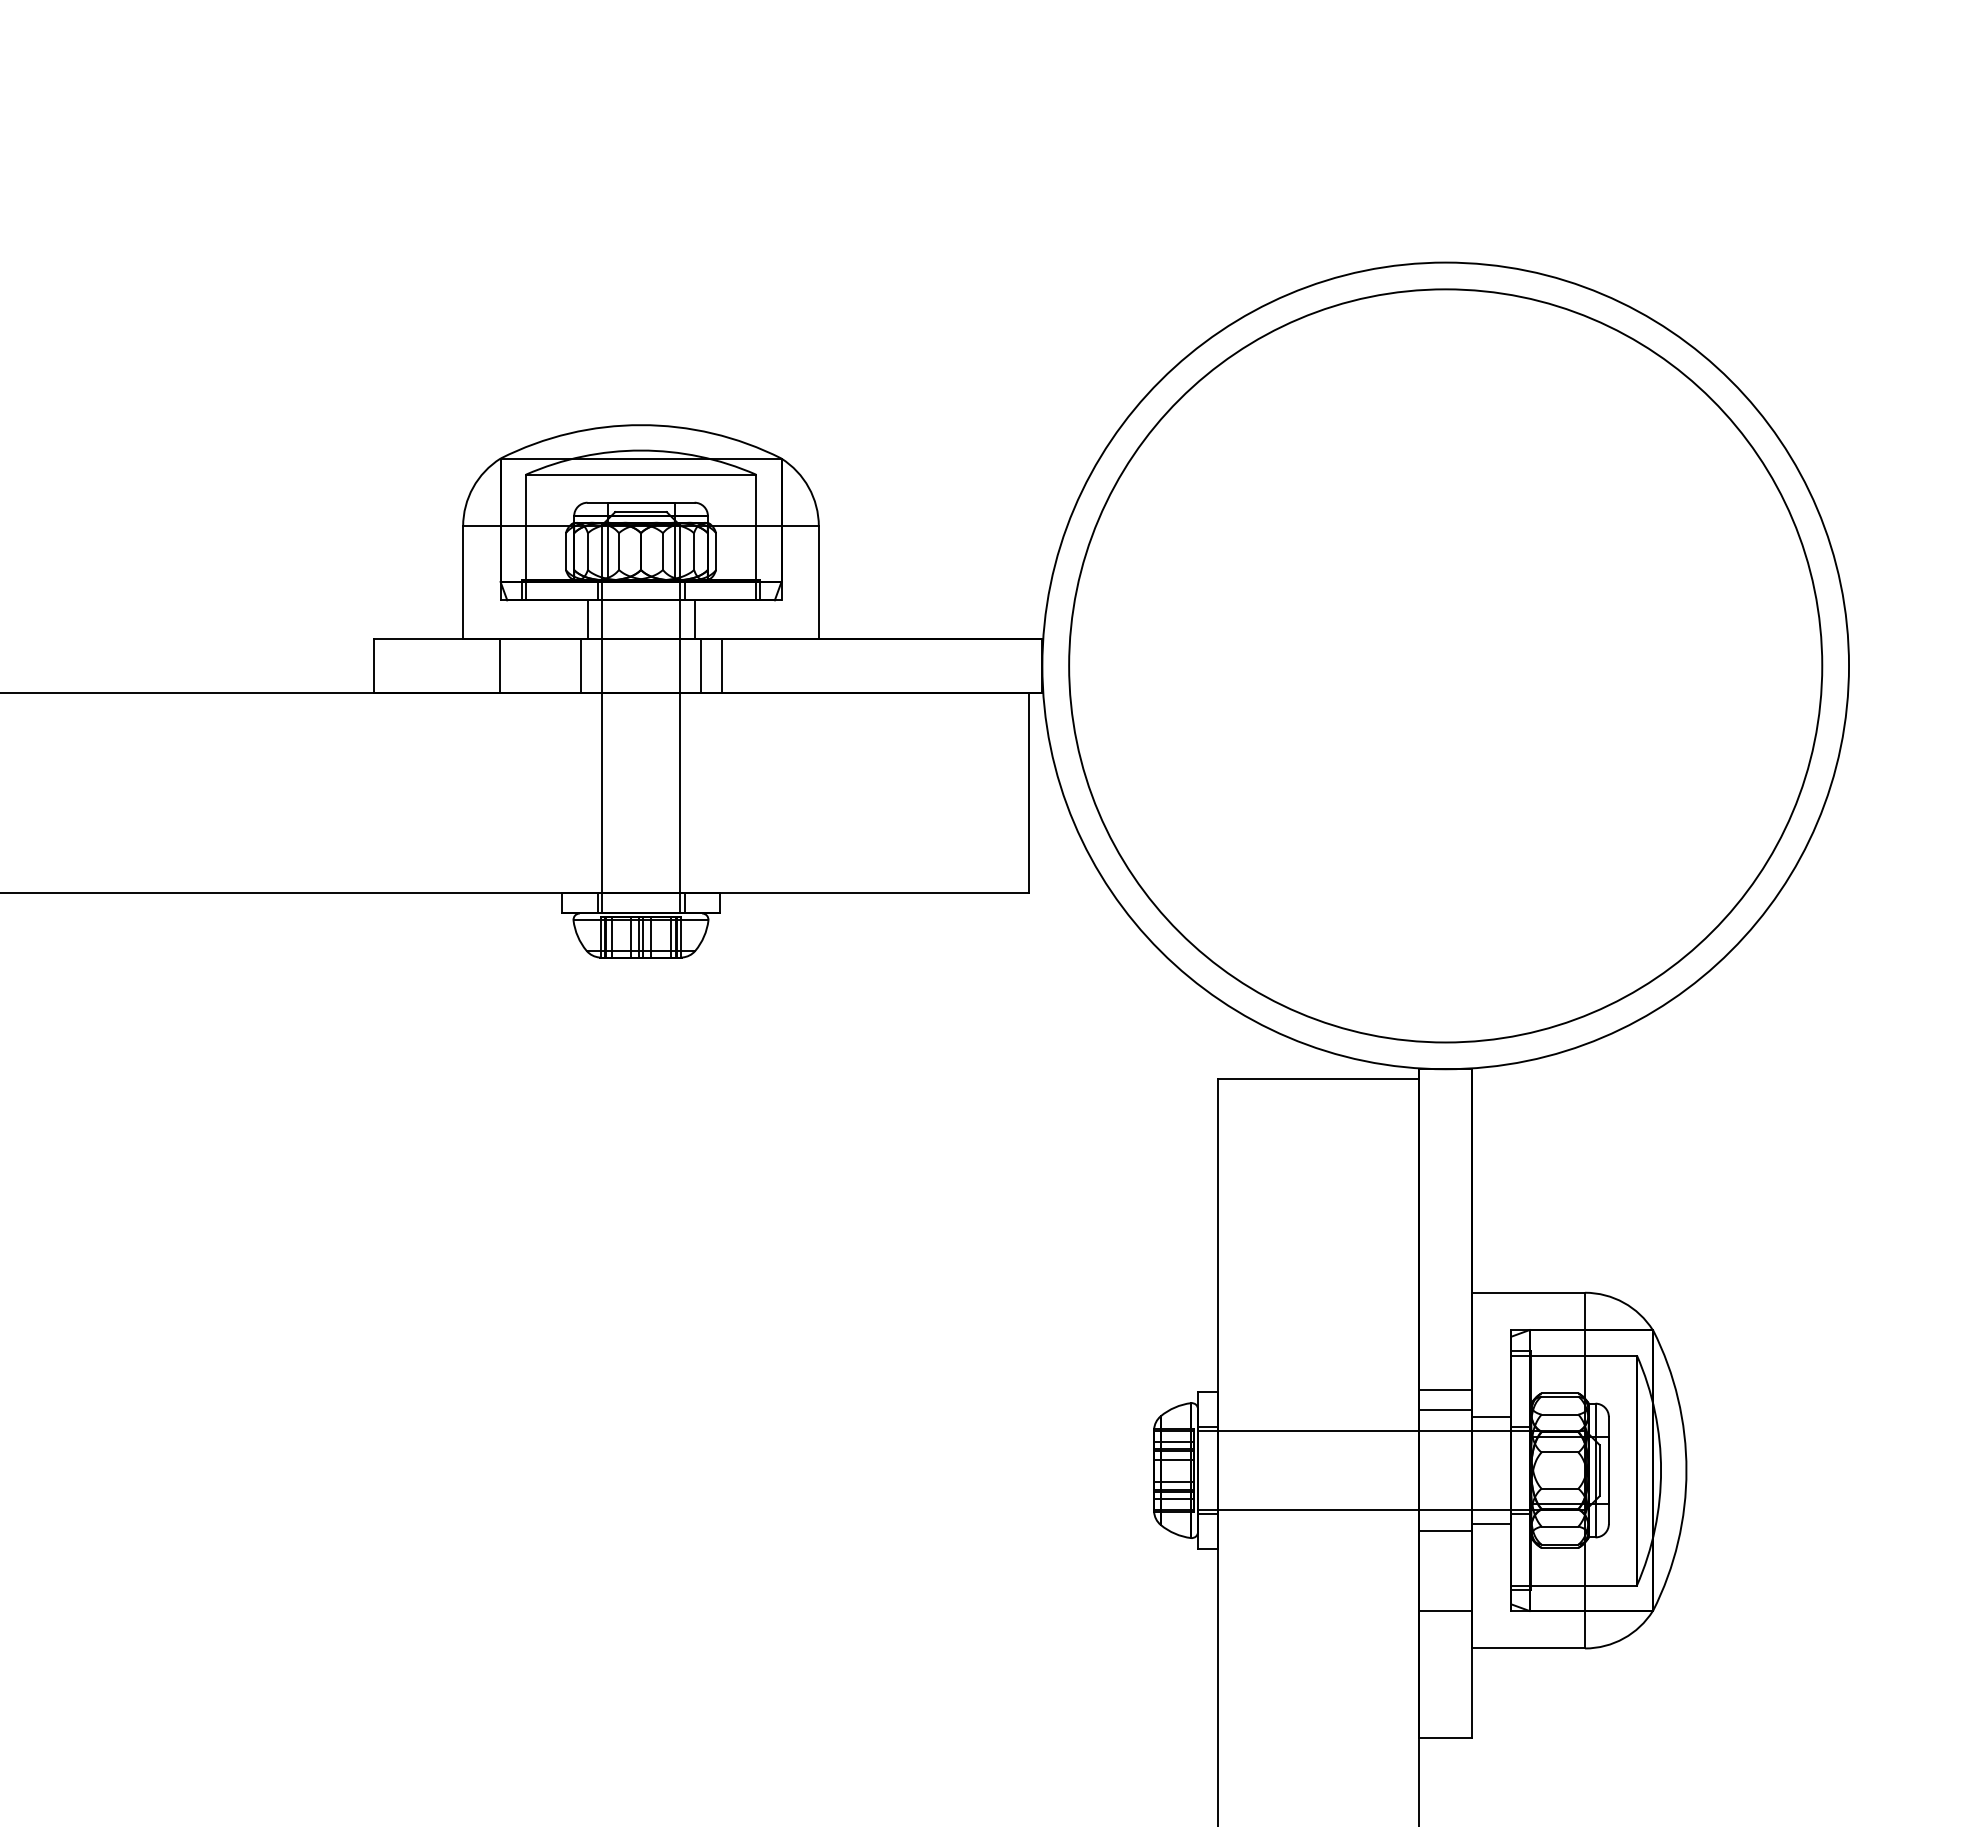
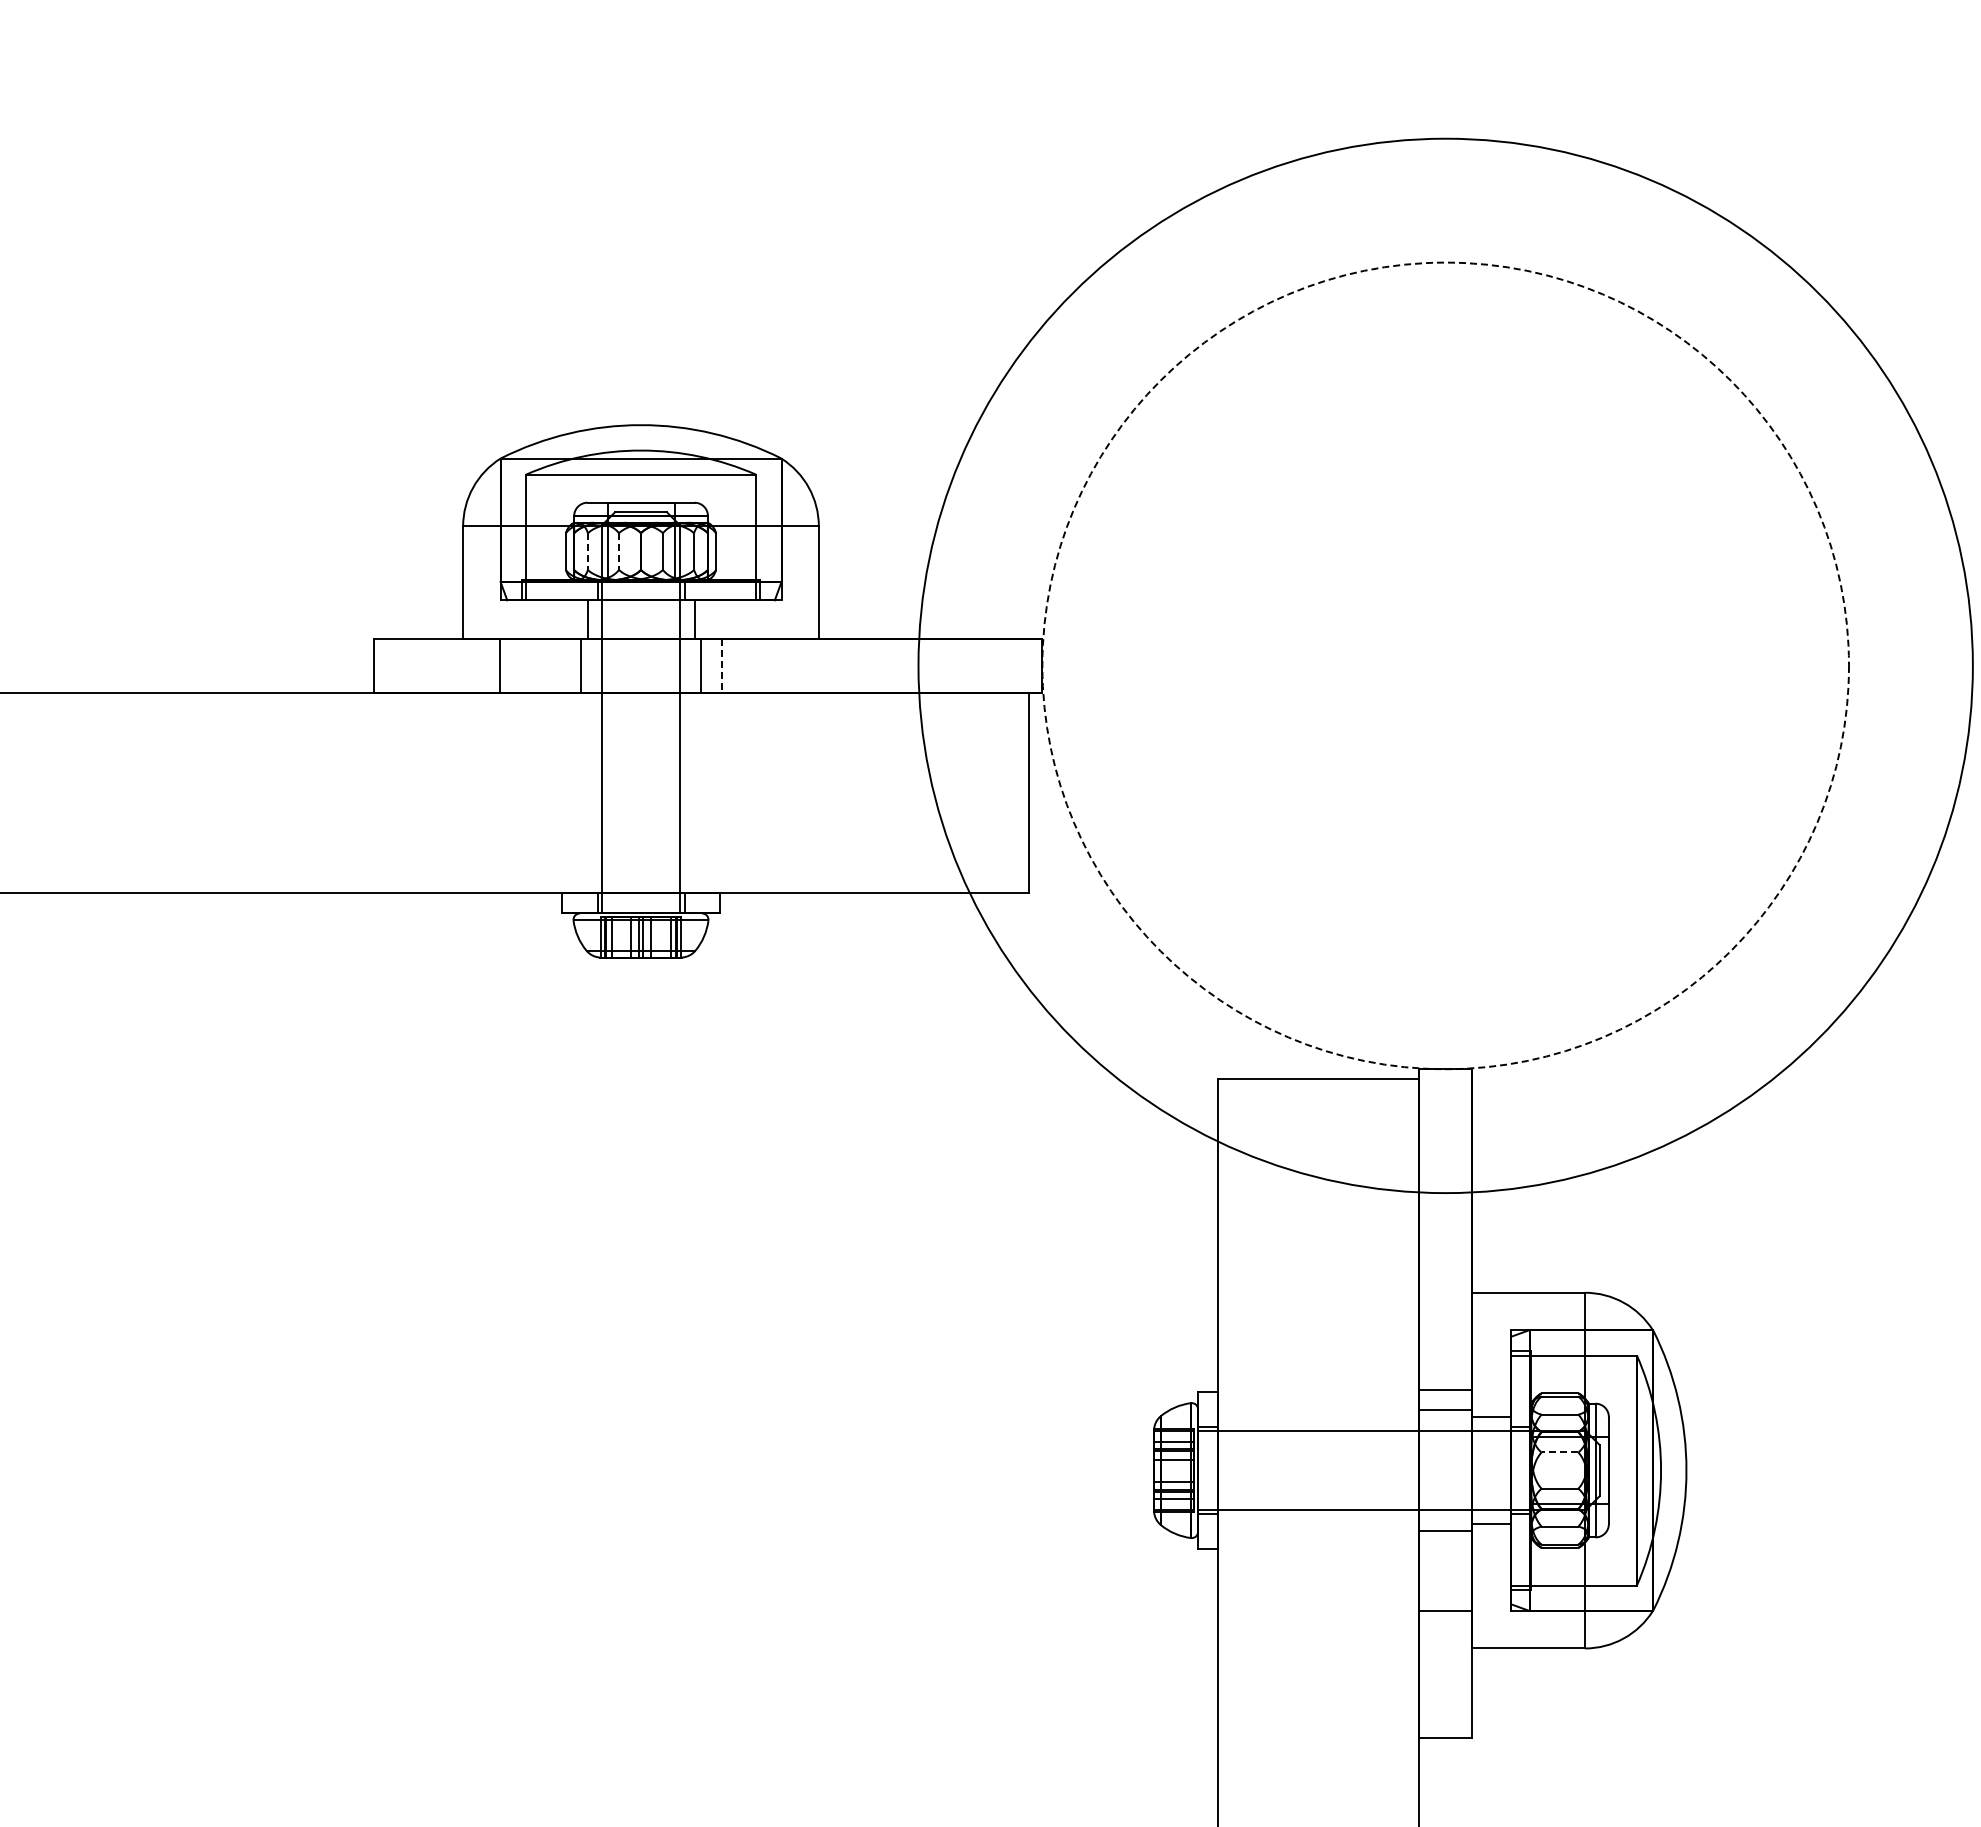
line: solid -> dashed (587, 552)
line: solid -> dashed (618, 552)
line: solid -> dashed (721, 665)
circle diameter: 753 px -> 1054 px (1445, 665)
circle: solid -> dashed (1445, 665)
line: solid -> dashed (1559, 1452)
